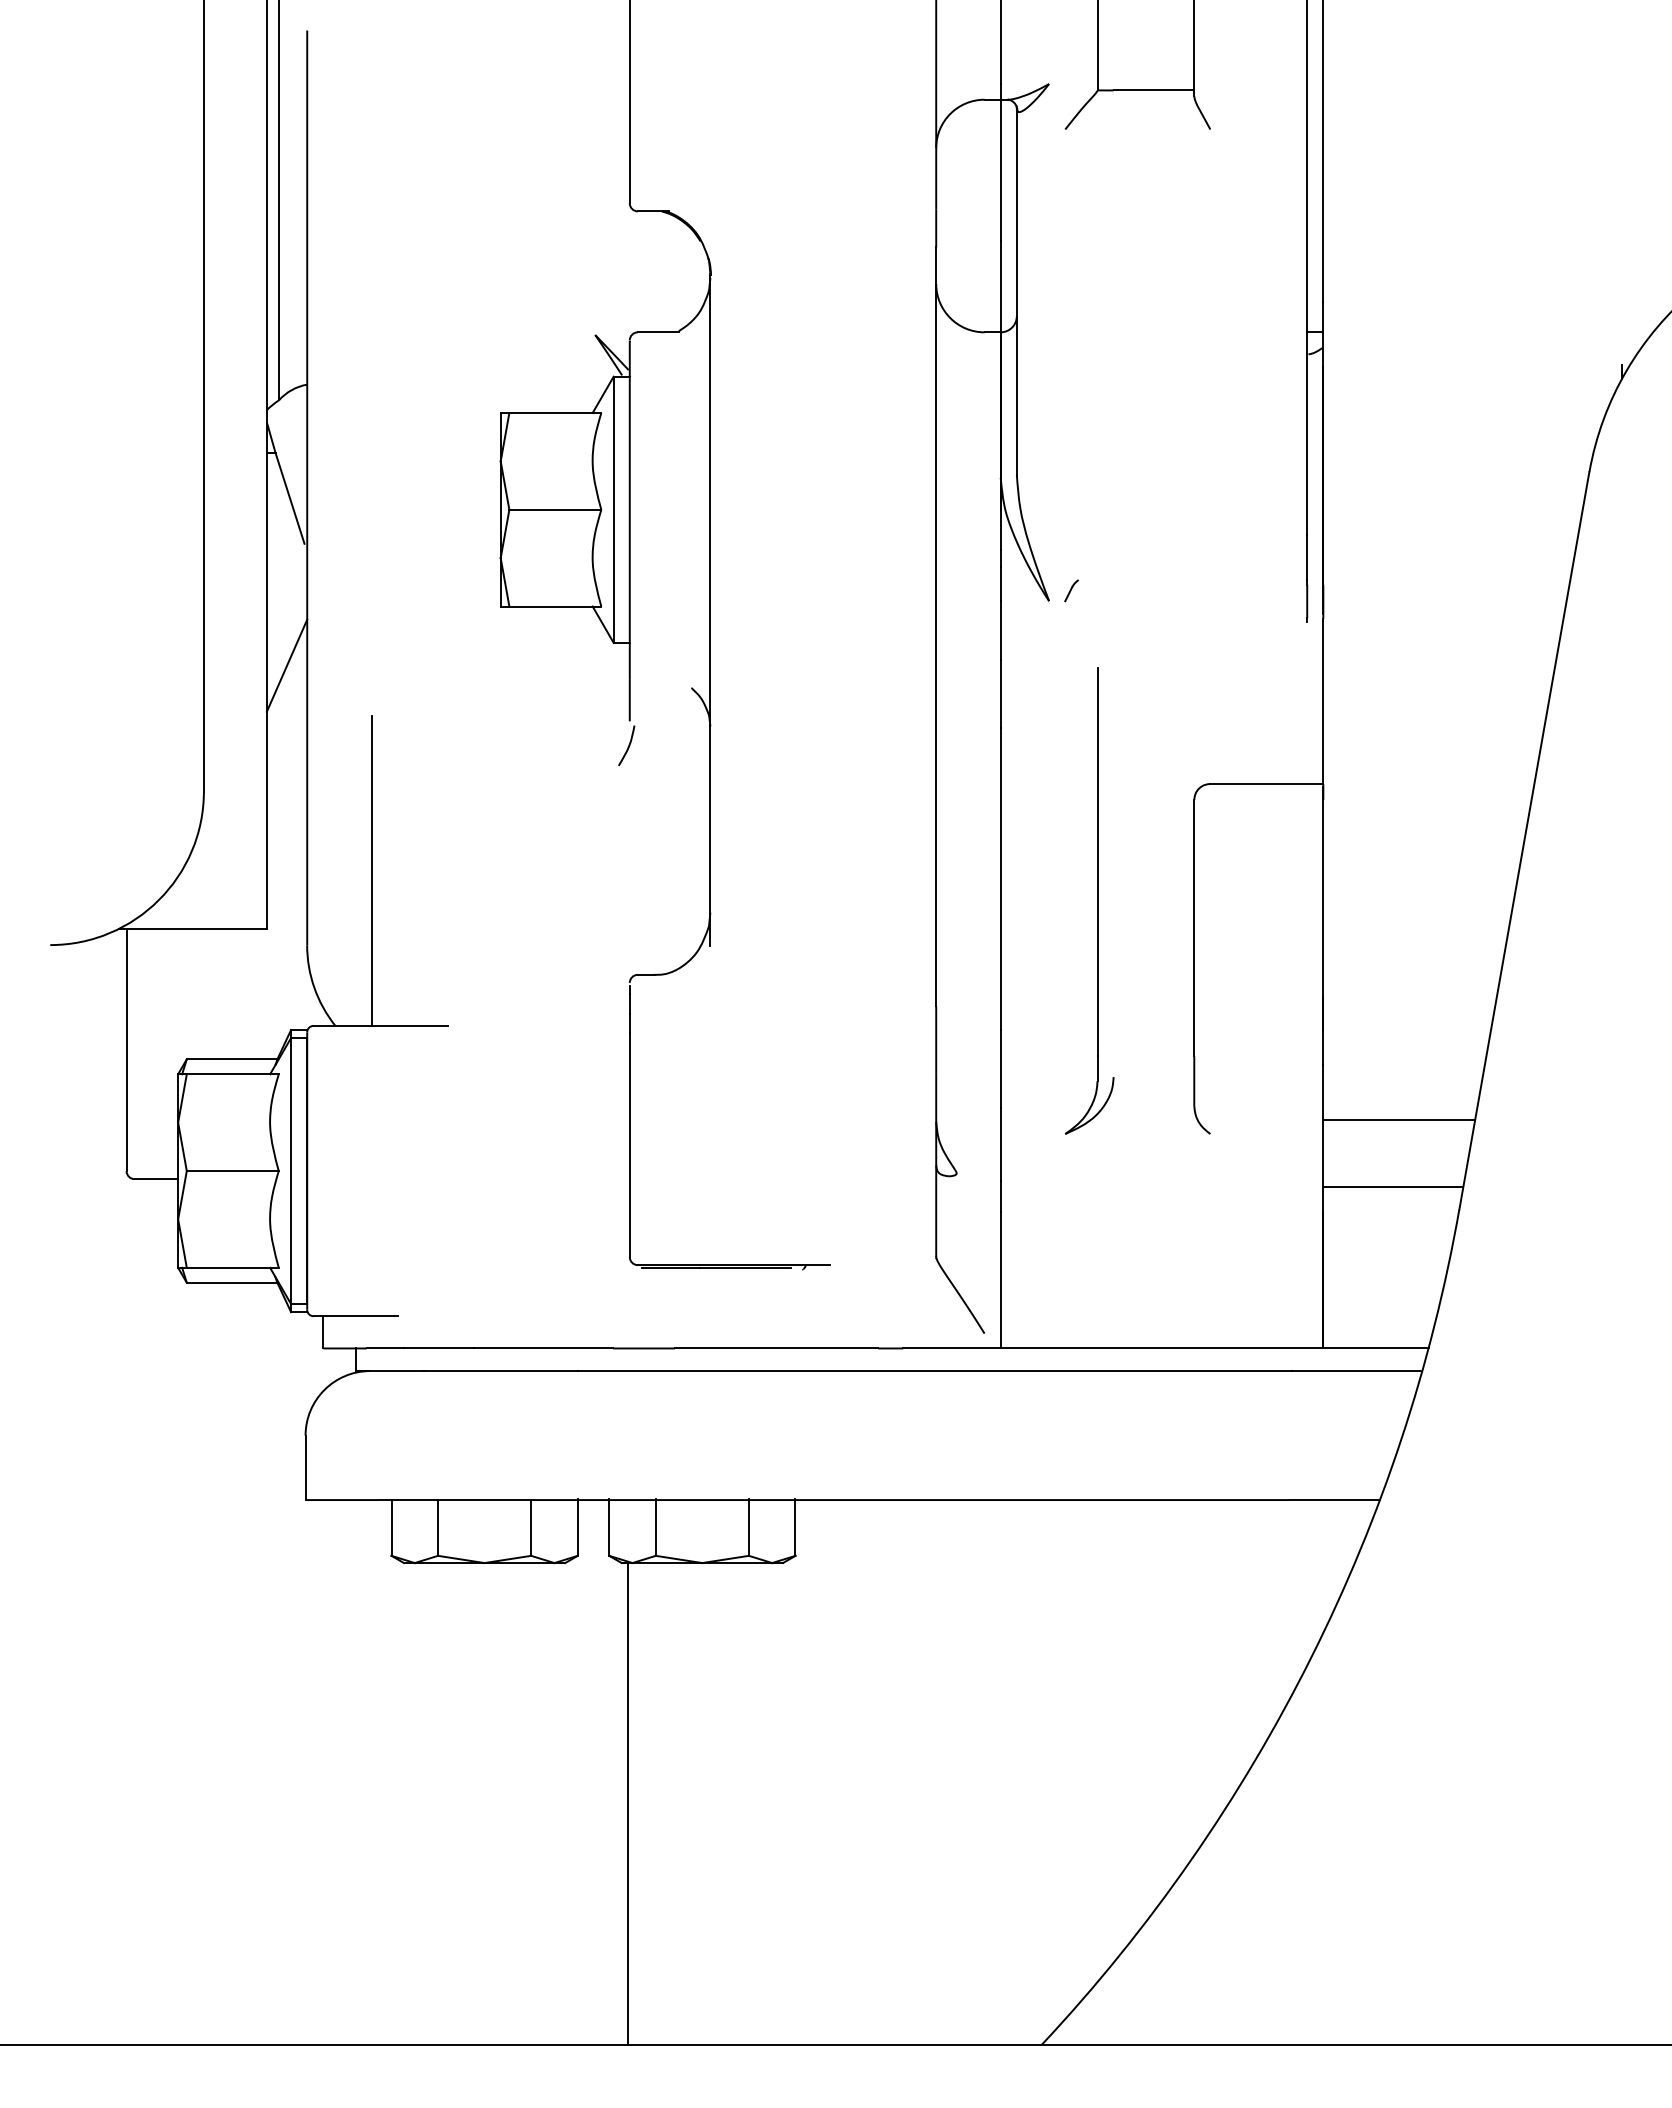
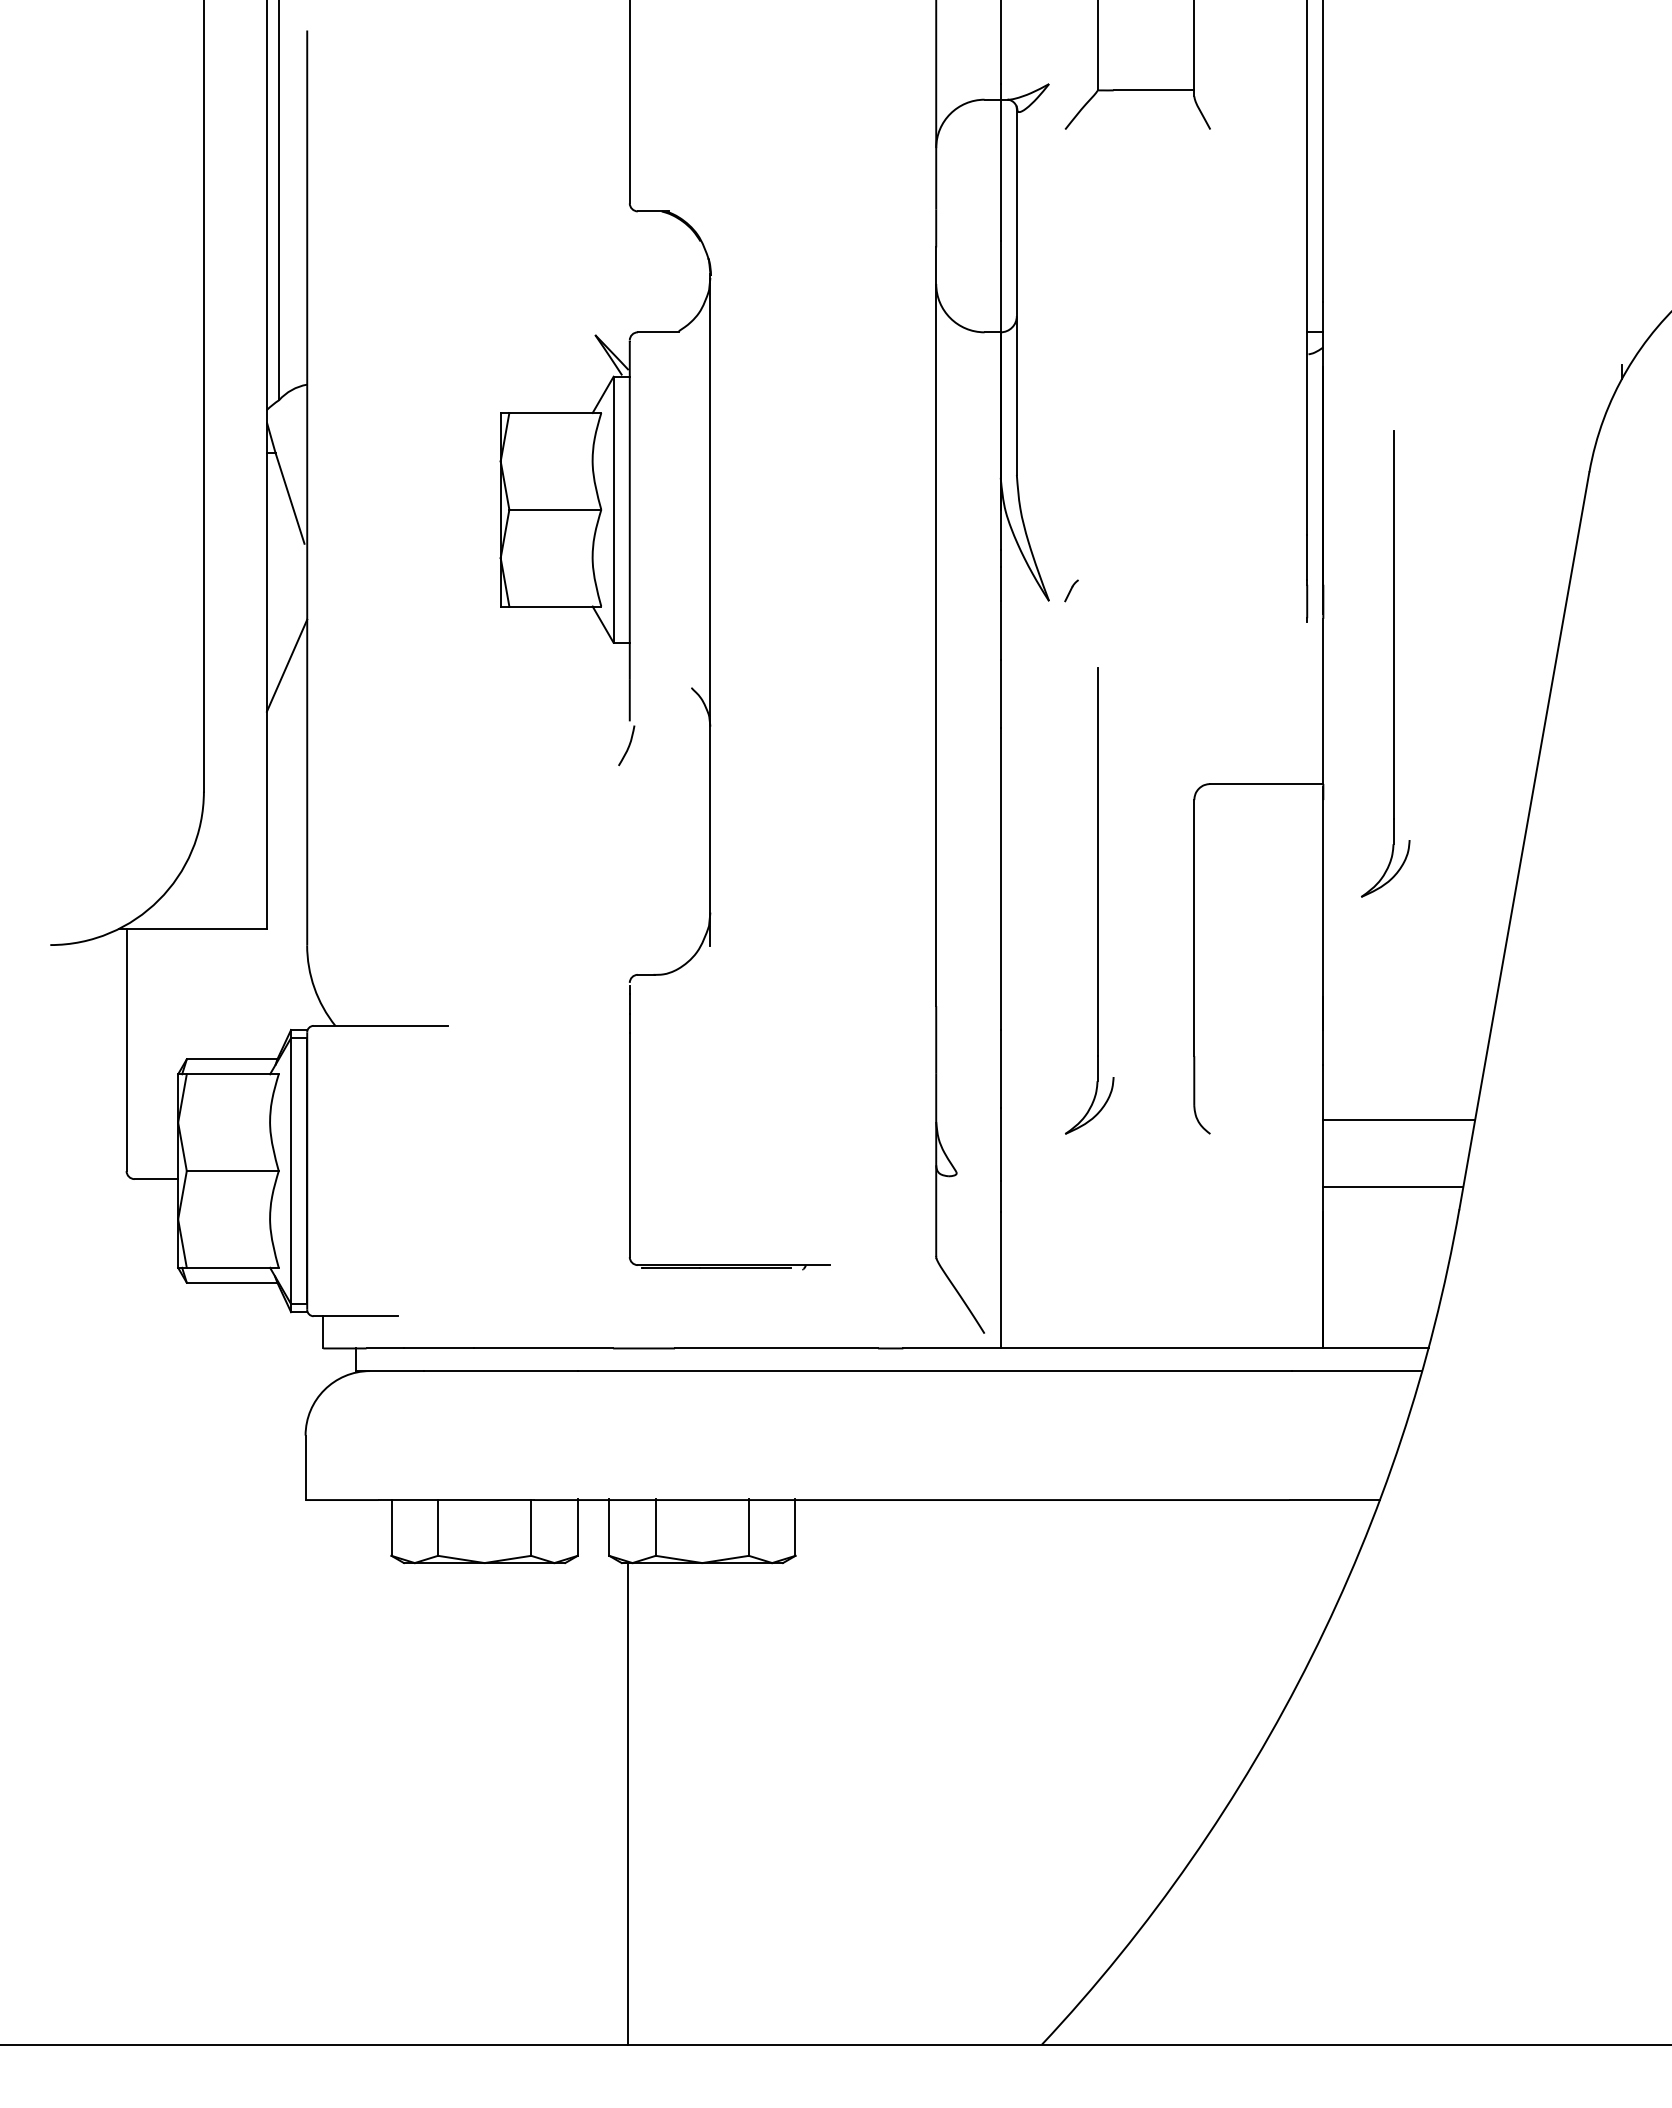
part: none -> present (1393, 663)
line: present -> none (371, 870)
